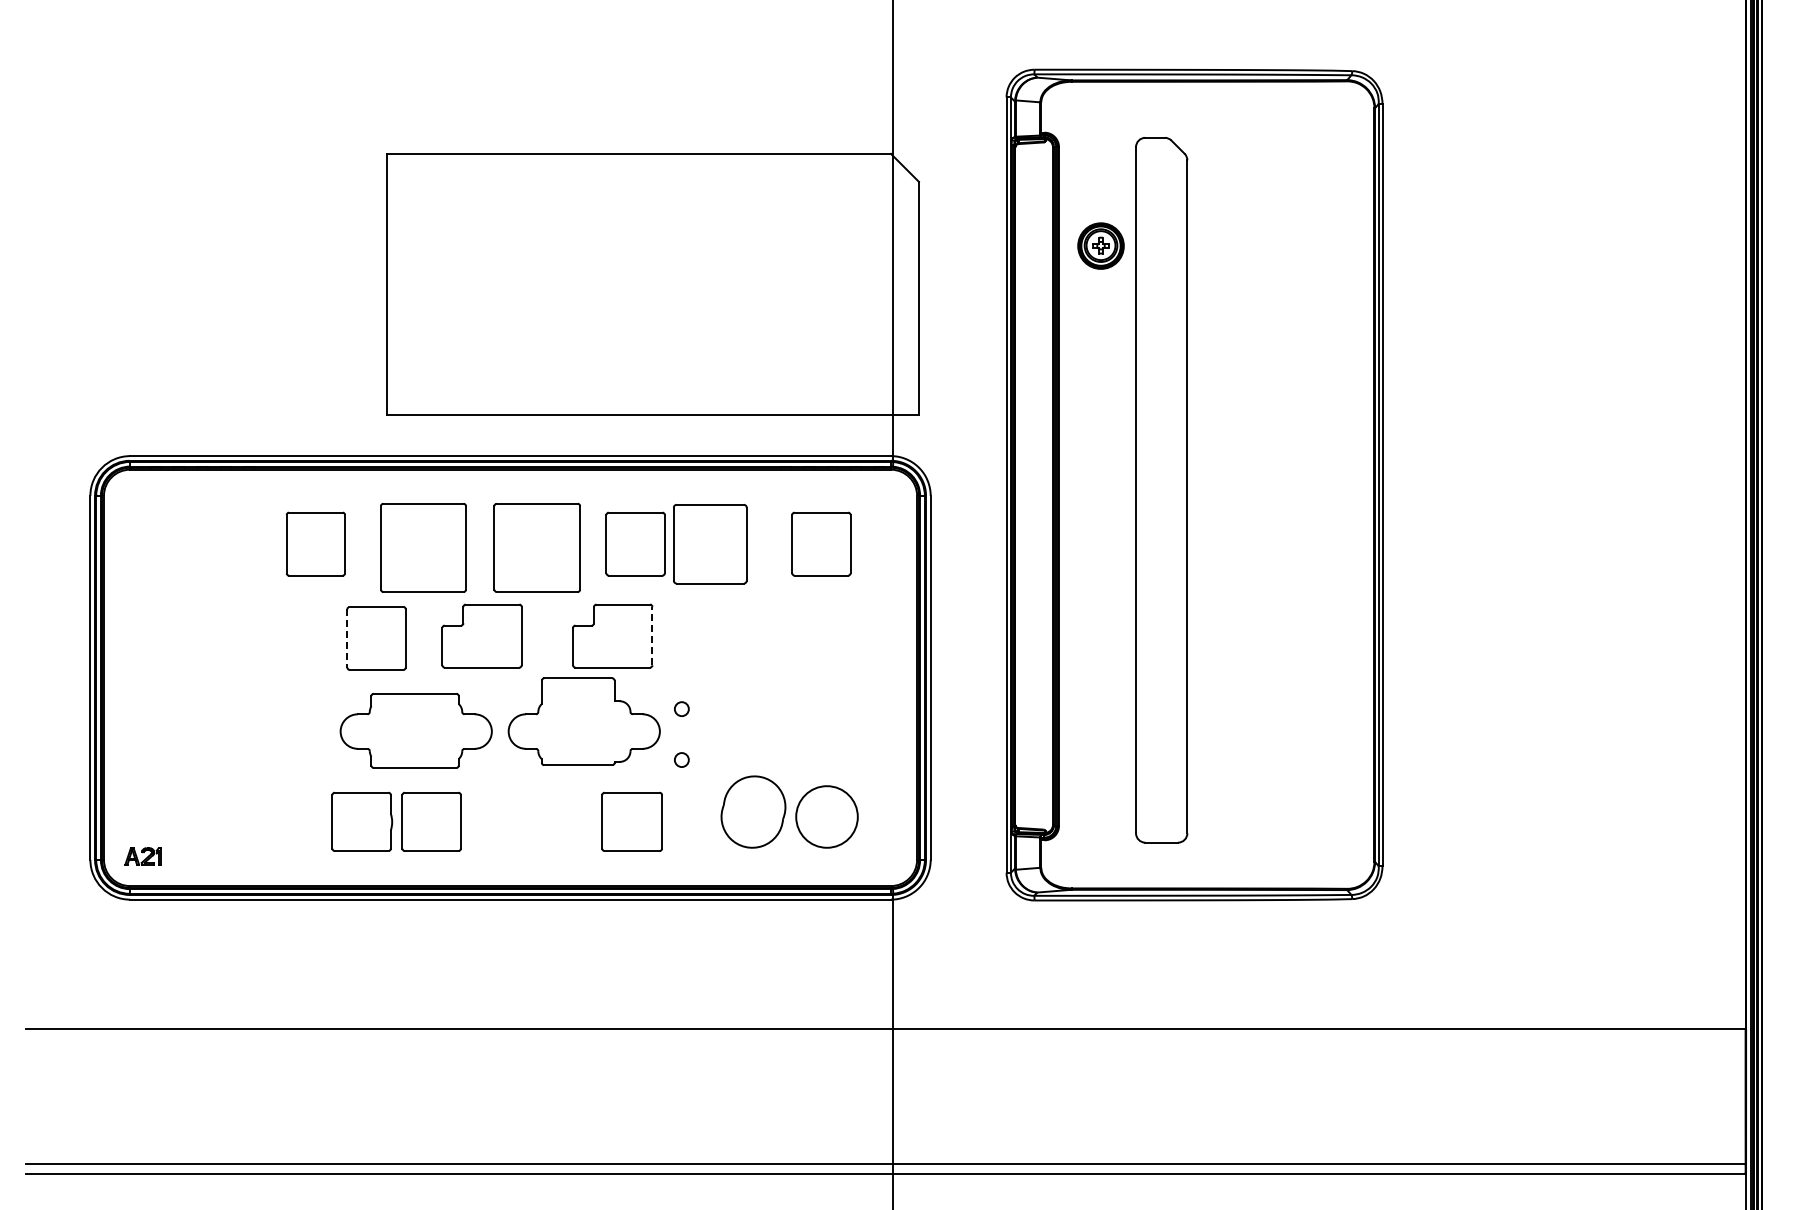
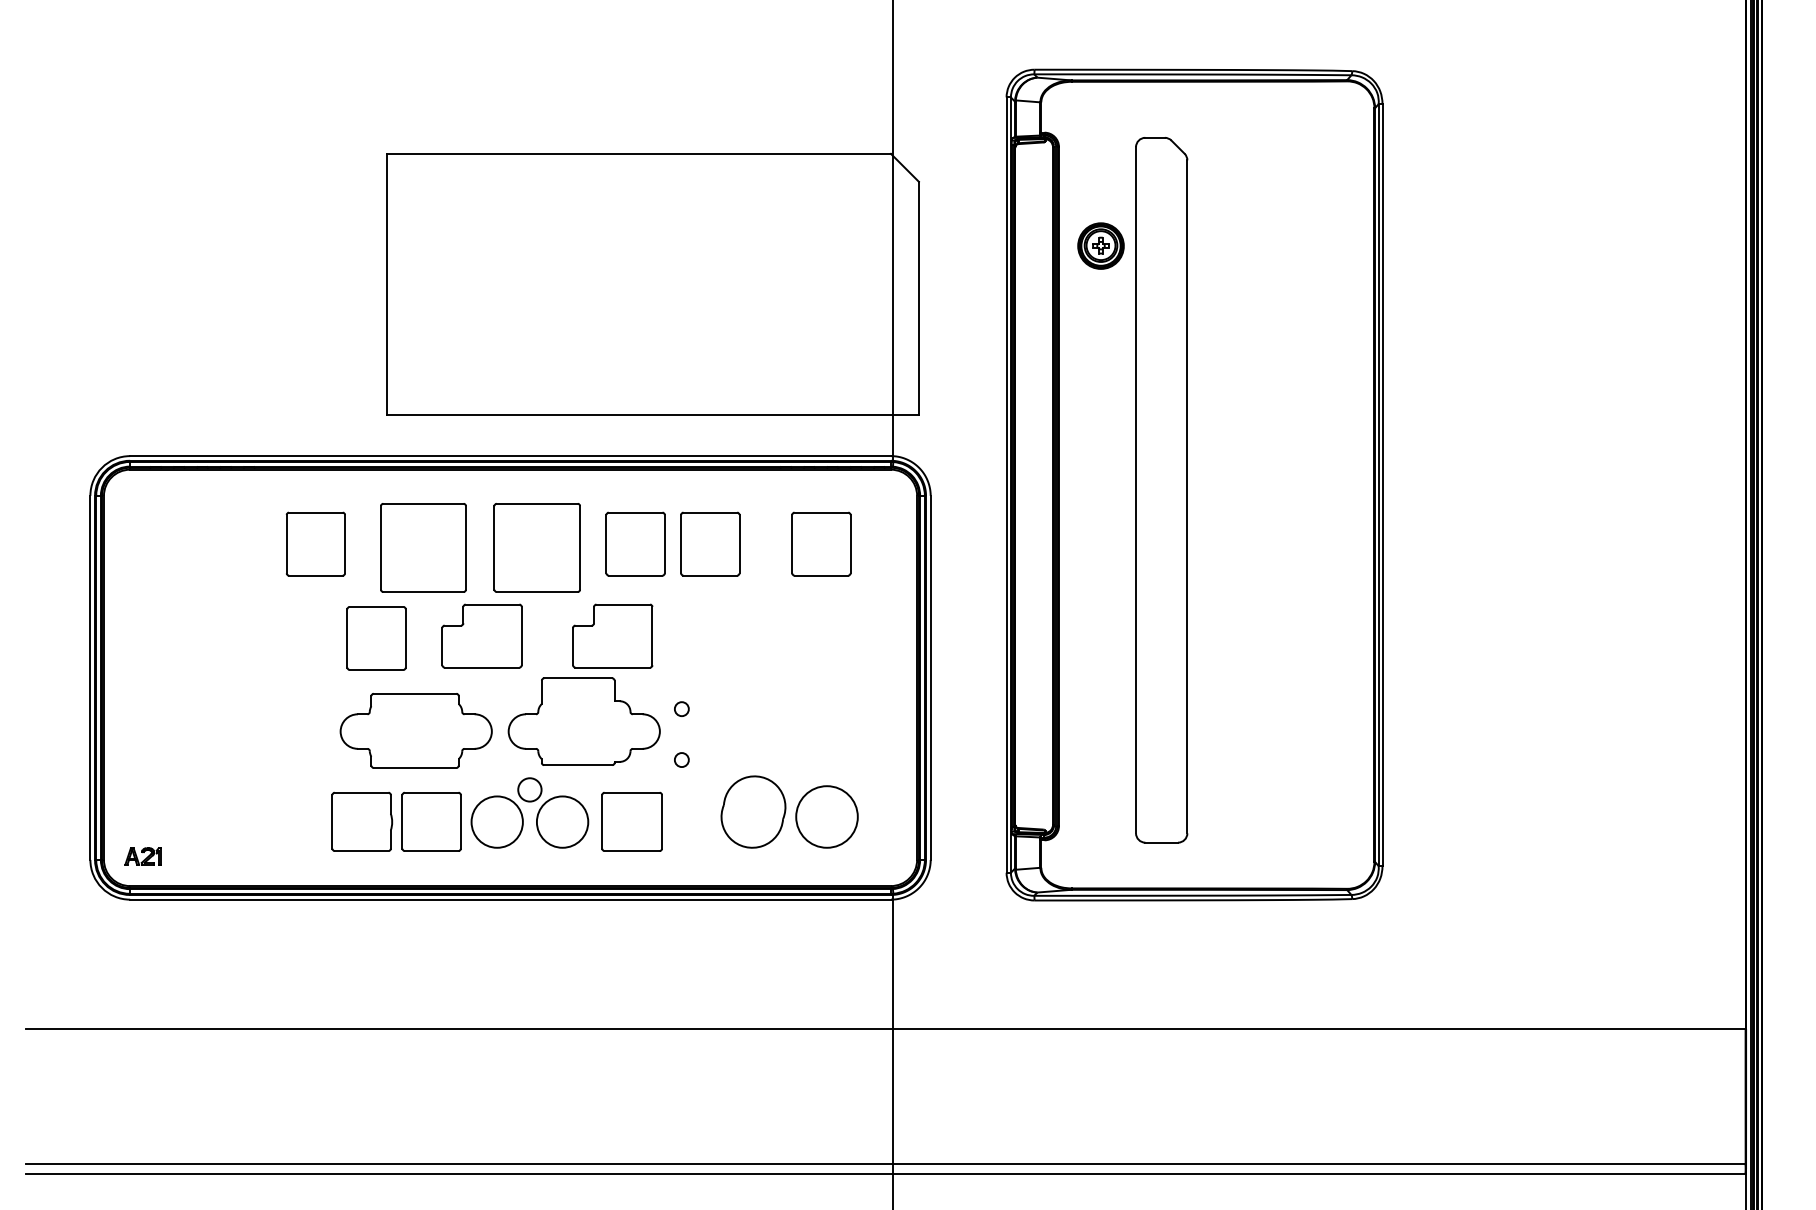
part size: 75x81 px -> 61x66 px (710, 543)
line: dashed -> solid (652, 635)
line: dashed -> solid (347, 638)
part: none -> present (522, 813)
